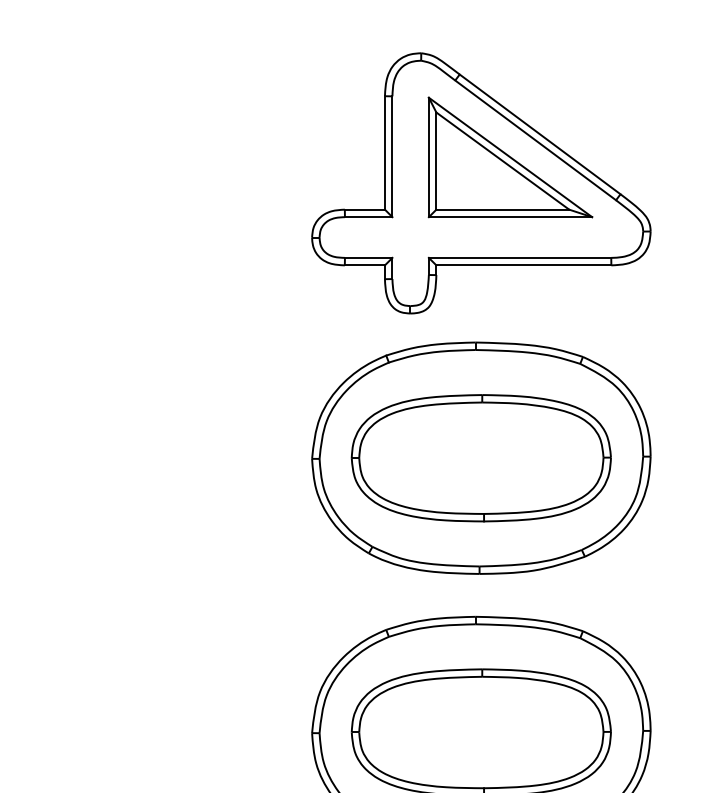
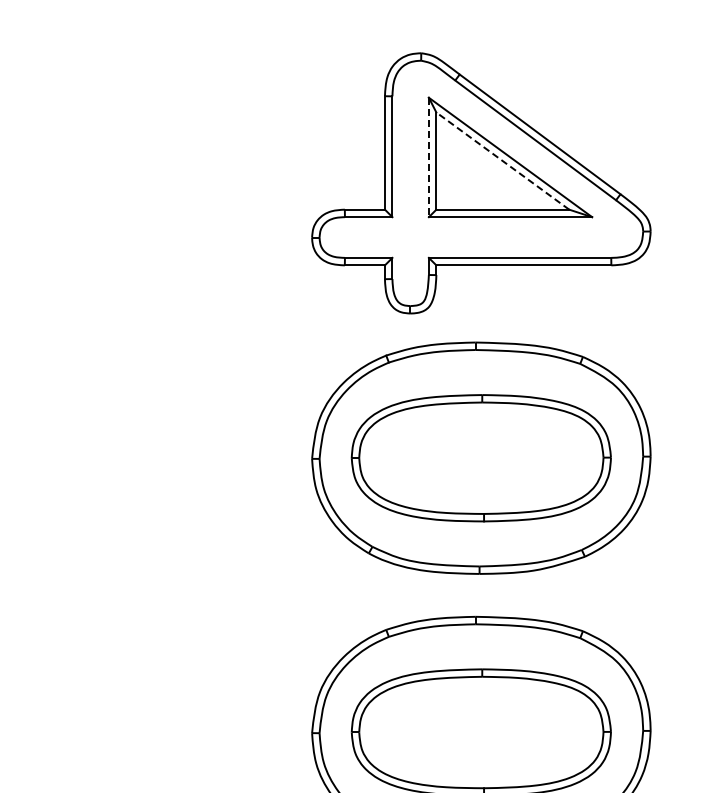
line: solid -> dashed (428, 157)
line: solid -> dashed (502, 160)
